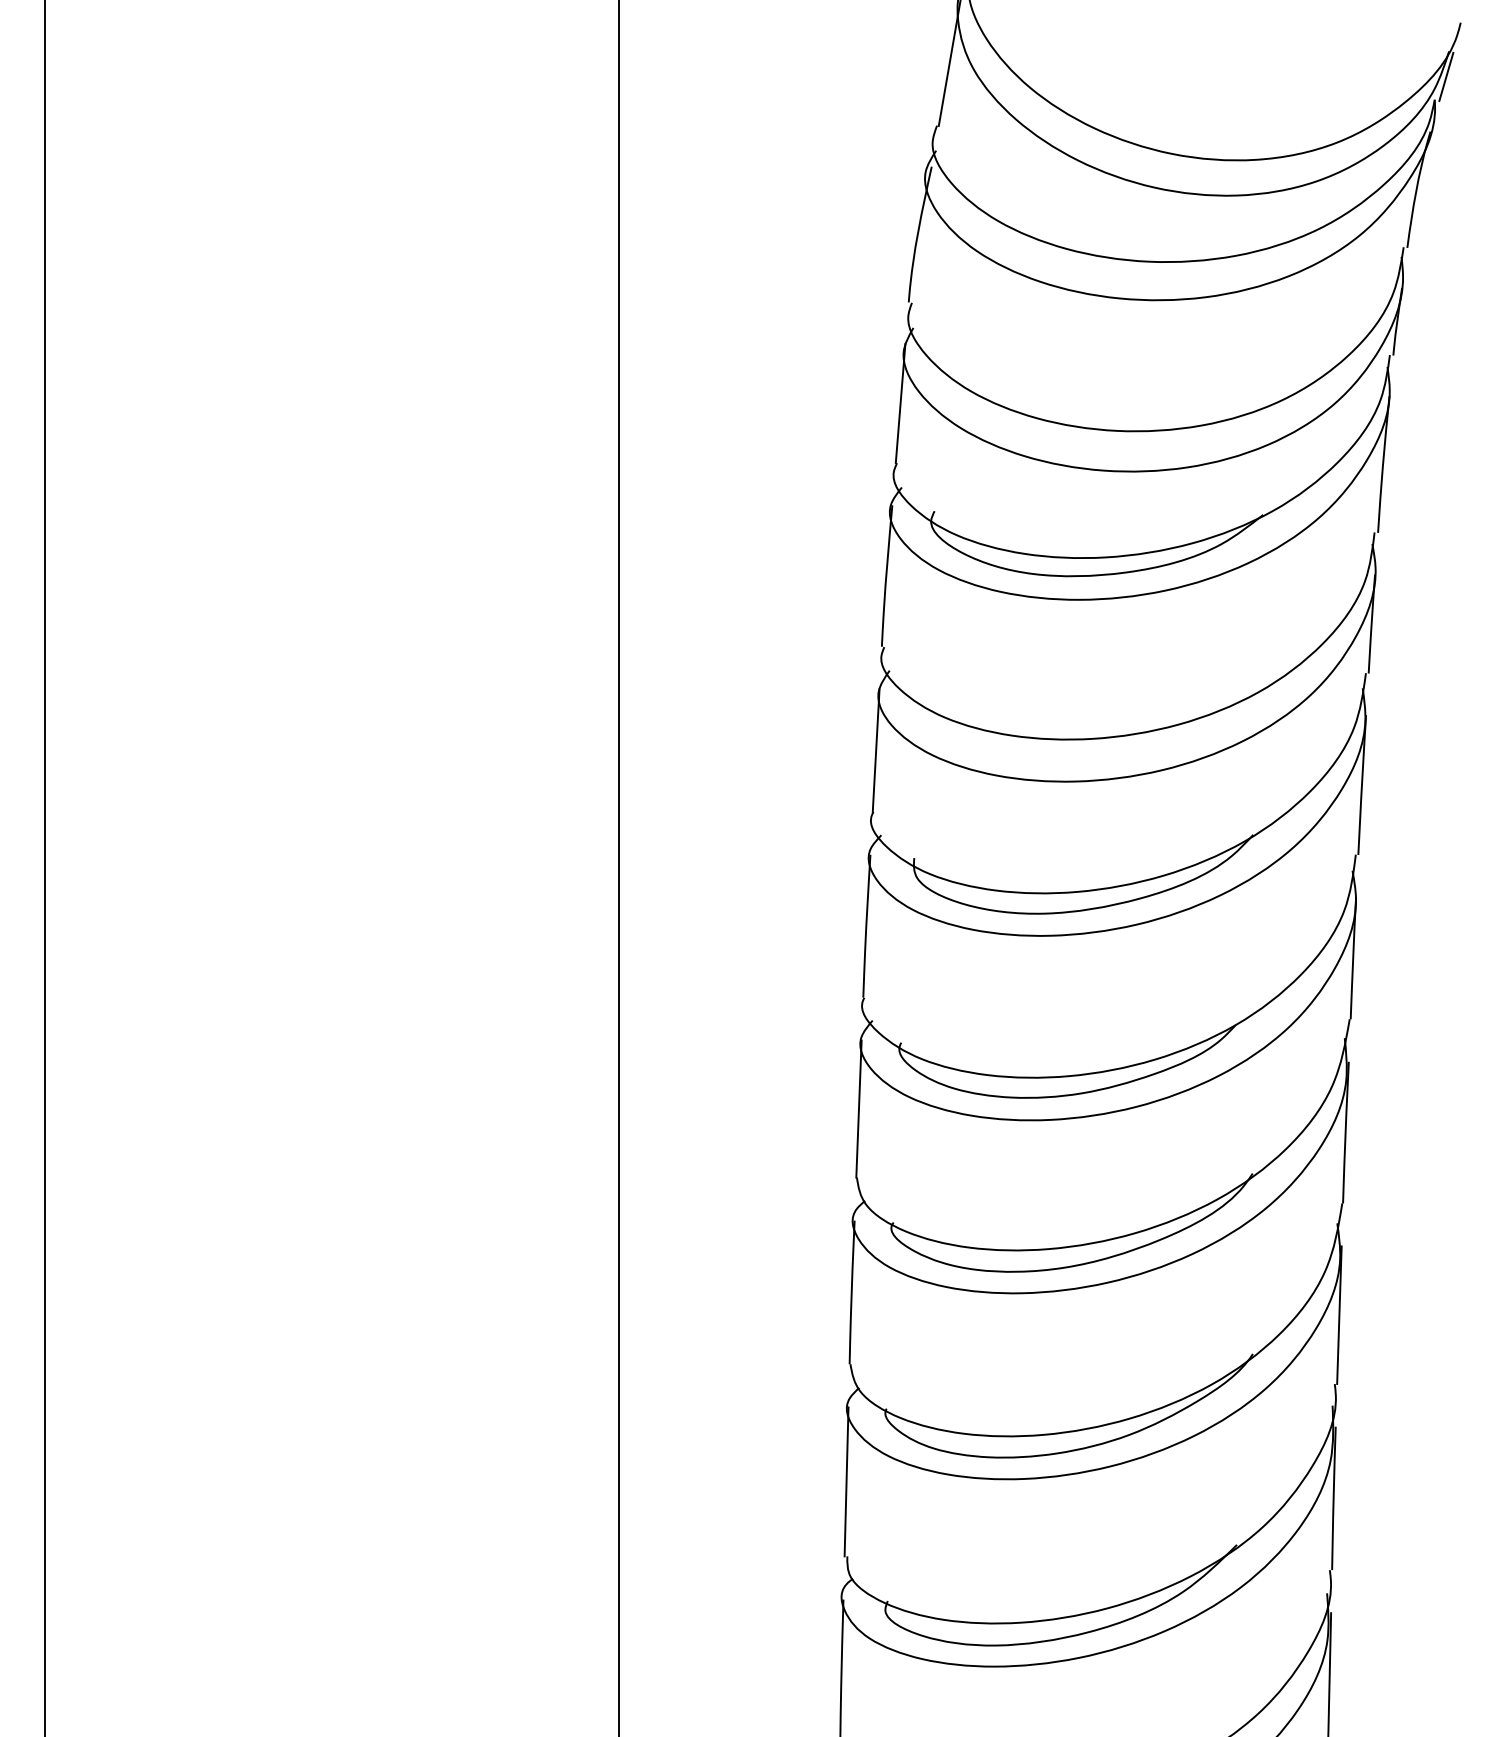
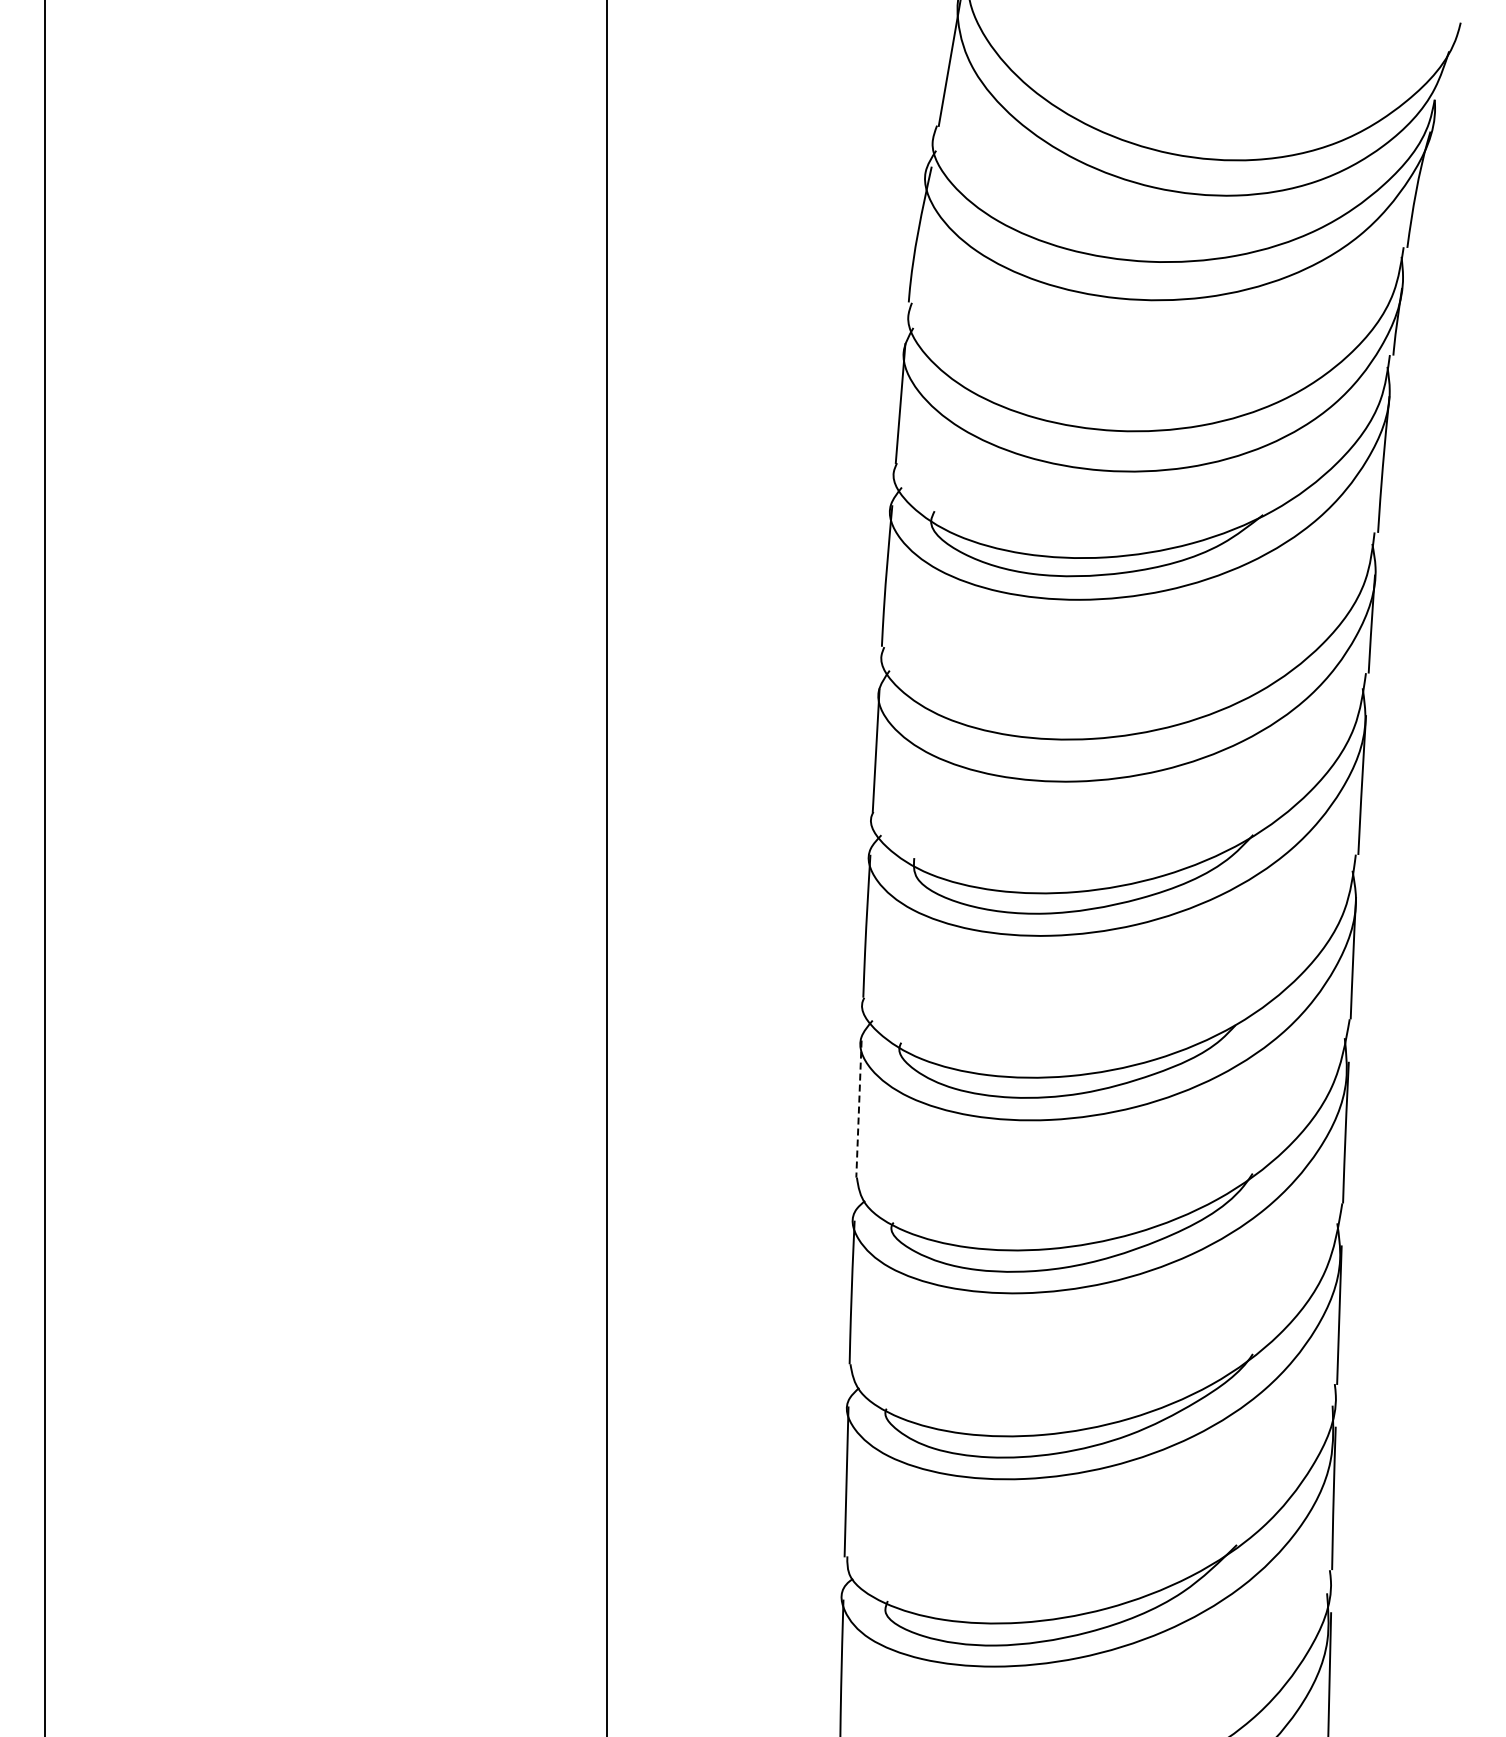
line: present -> none (1446, 76)
line position: (619, 867) -> (607, 867) (607, 867)
line: solid -> dashed (858, 1109)
